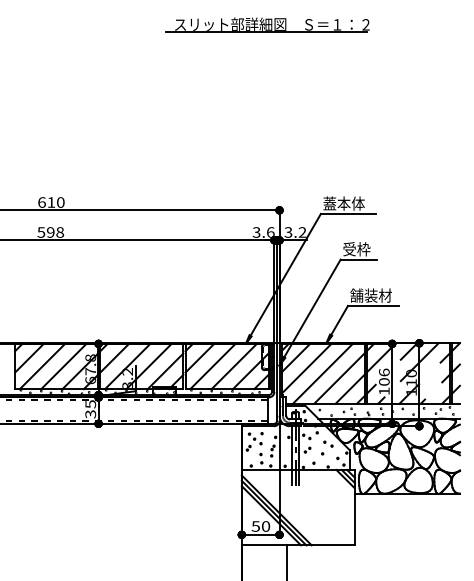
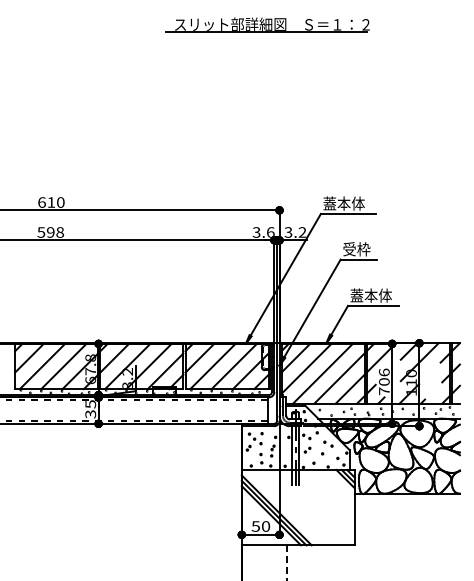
text: 舗装材 -> 蓋本体 (370, 295)
text: 106 -> 706 (384, 391)
line: solid -> dashed (287, 562)
